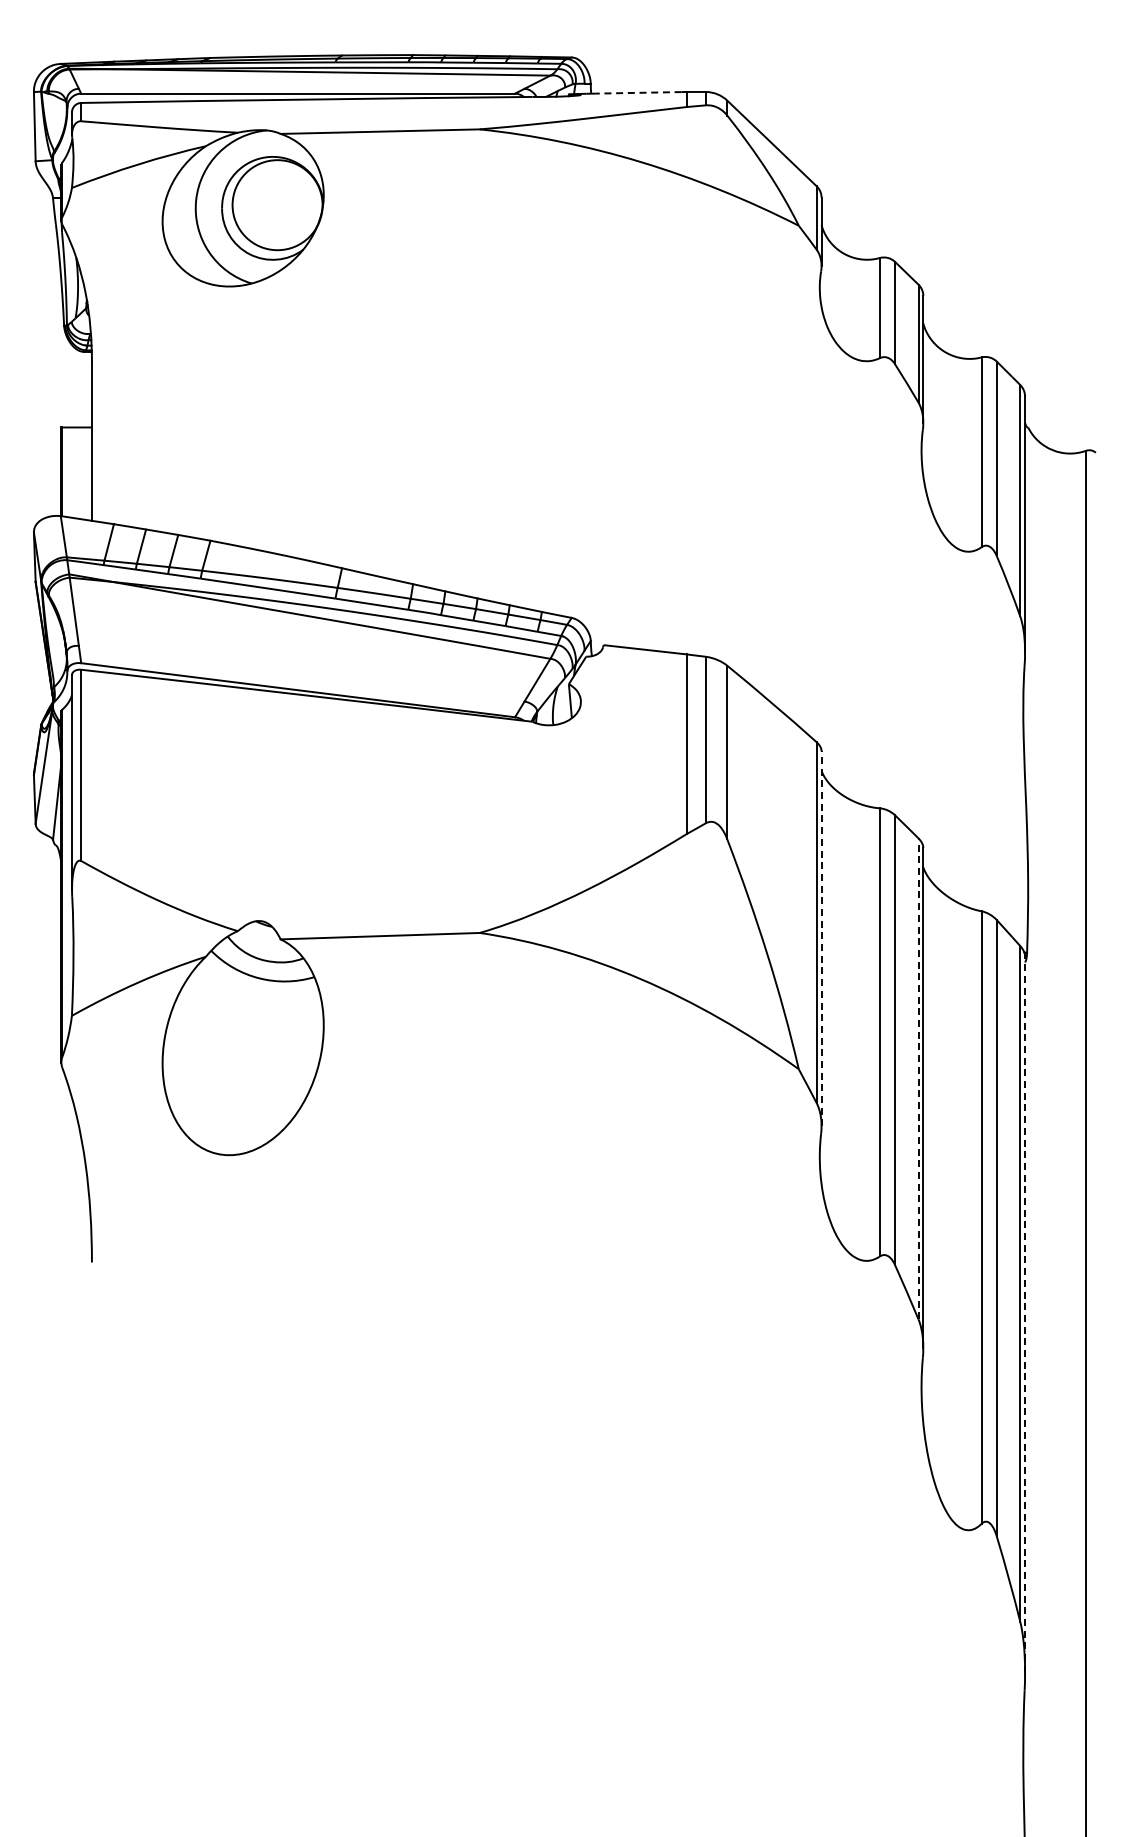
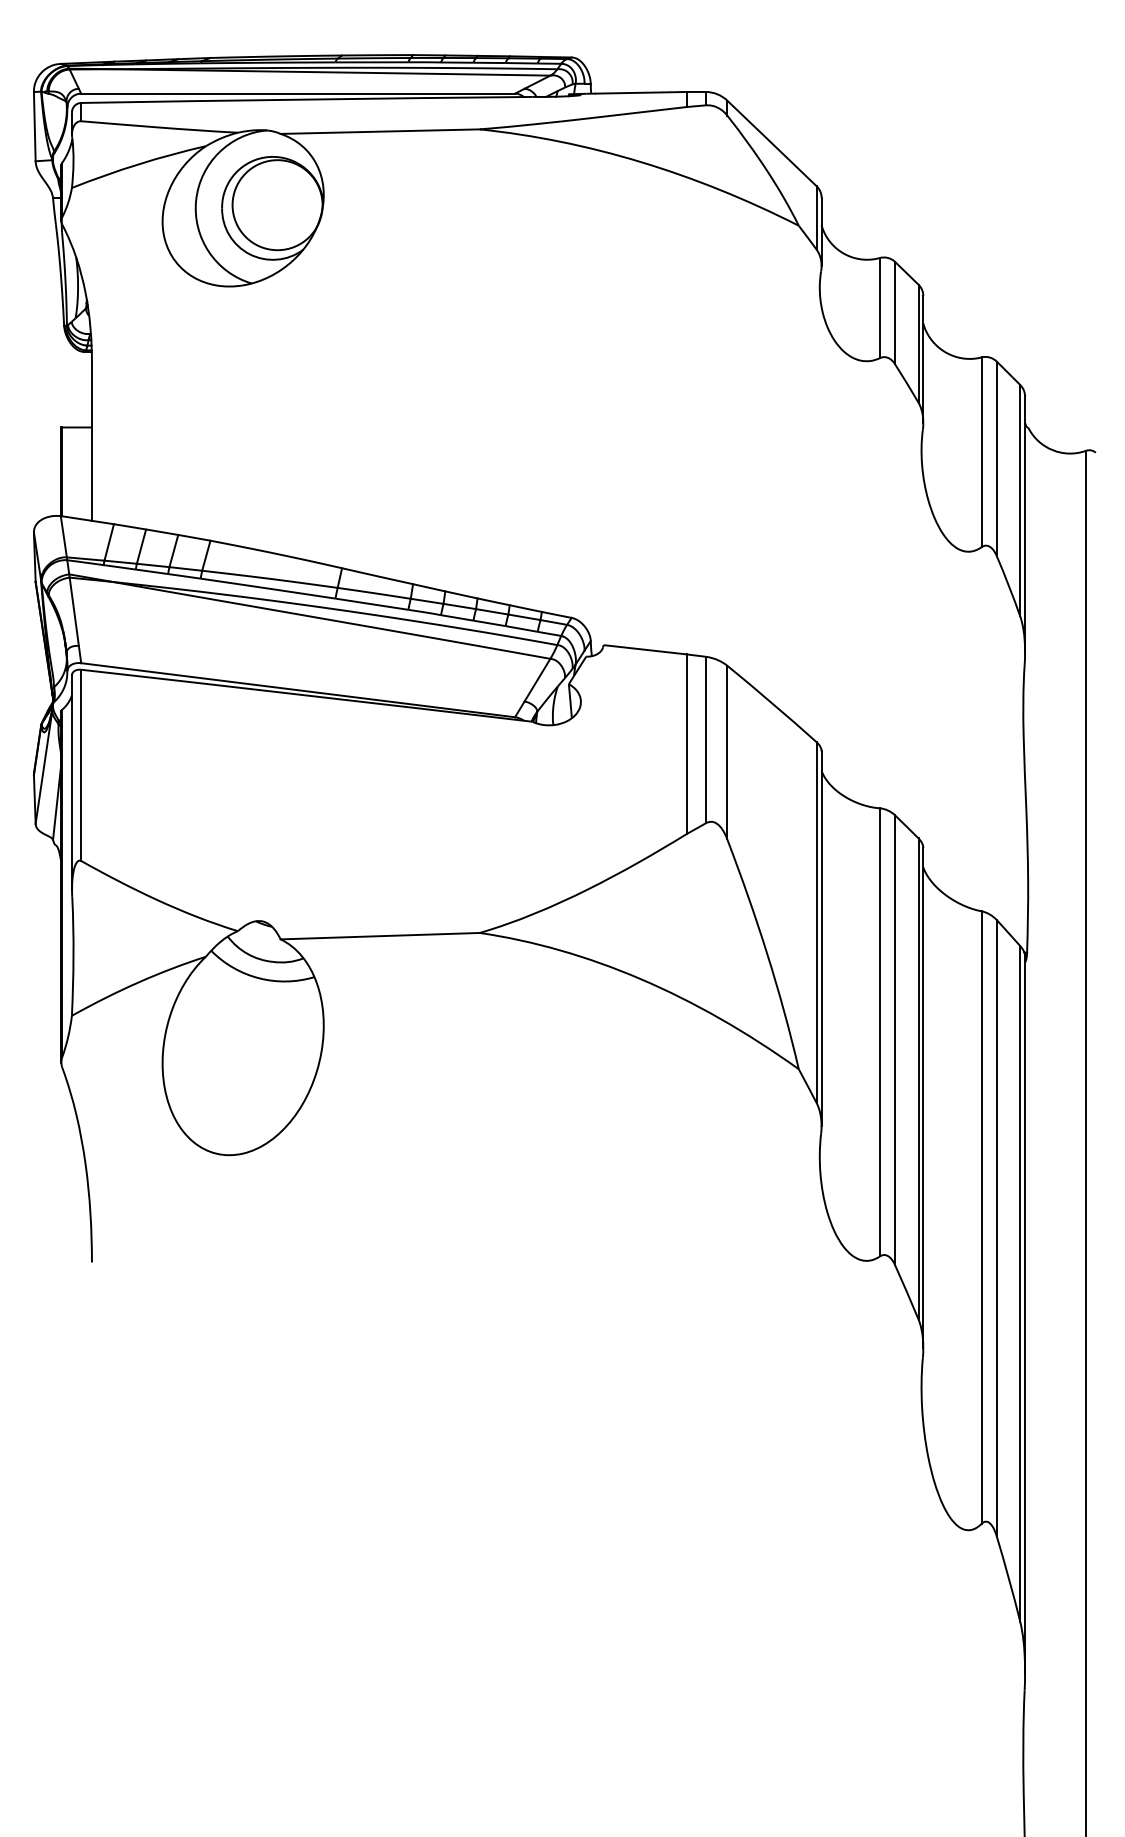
line: dashed -> solid (638, 92)
line: dashed -> solid (821, 938)
line: dashed -> solid (918, 1078)
line: dashed -> solid (1025, 1313)
